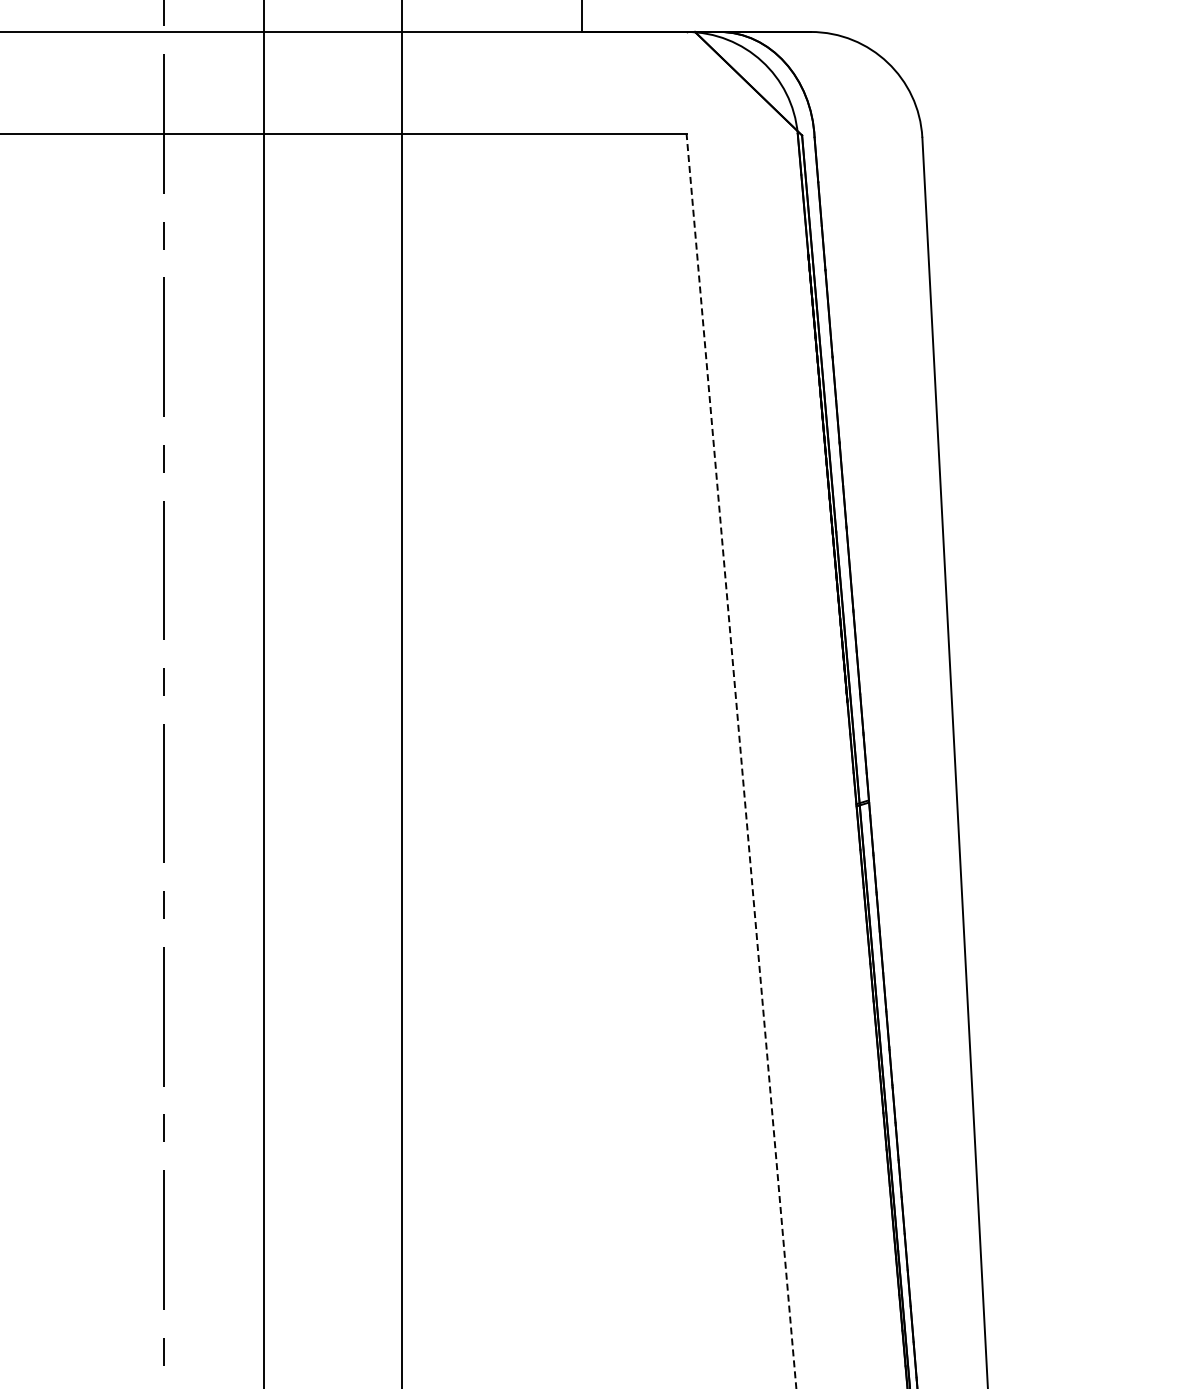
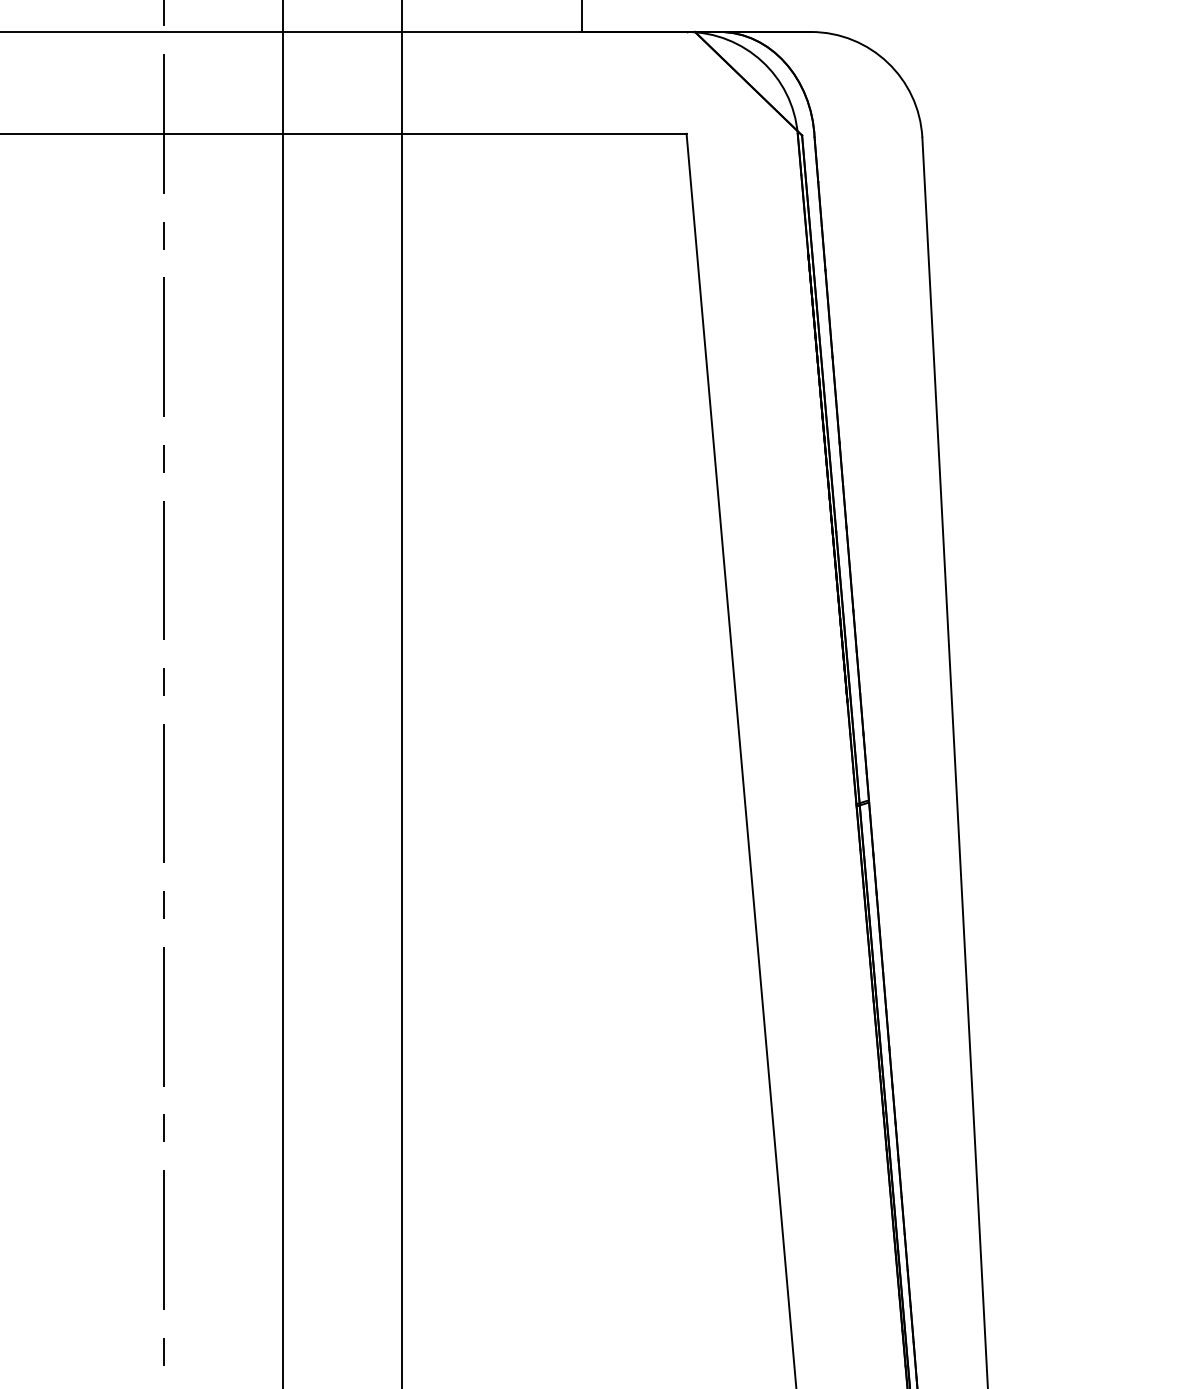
line position: (263, 693) -> (282, 693) (282, 693)
line: dashed -> solid (741, 761)
